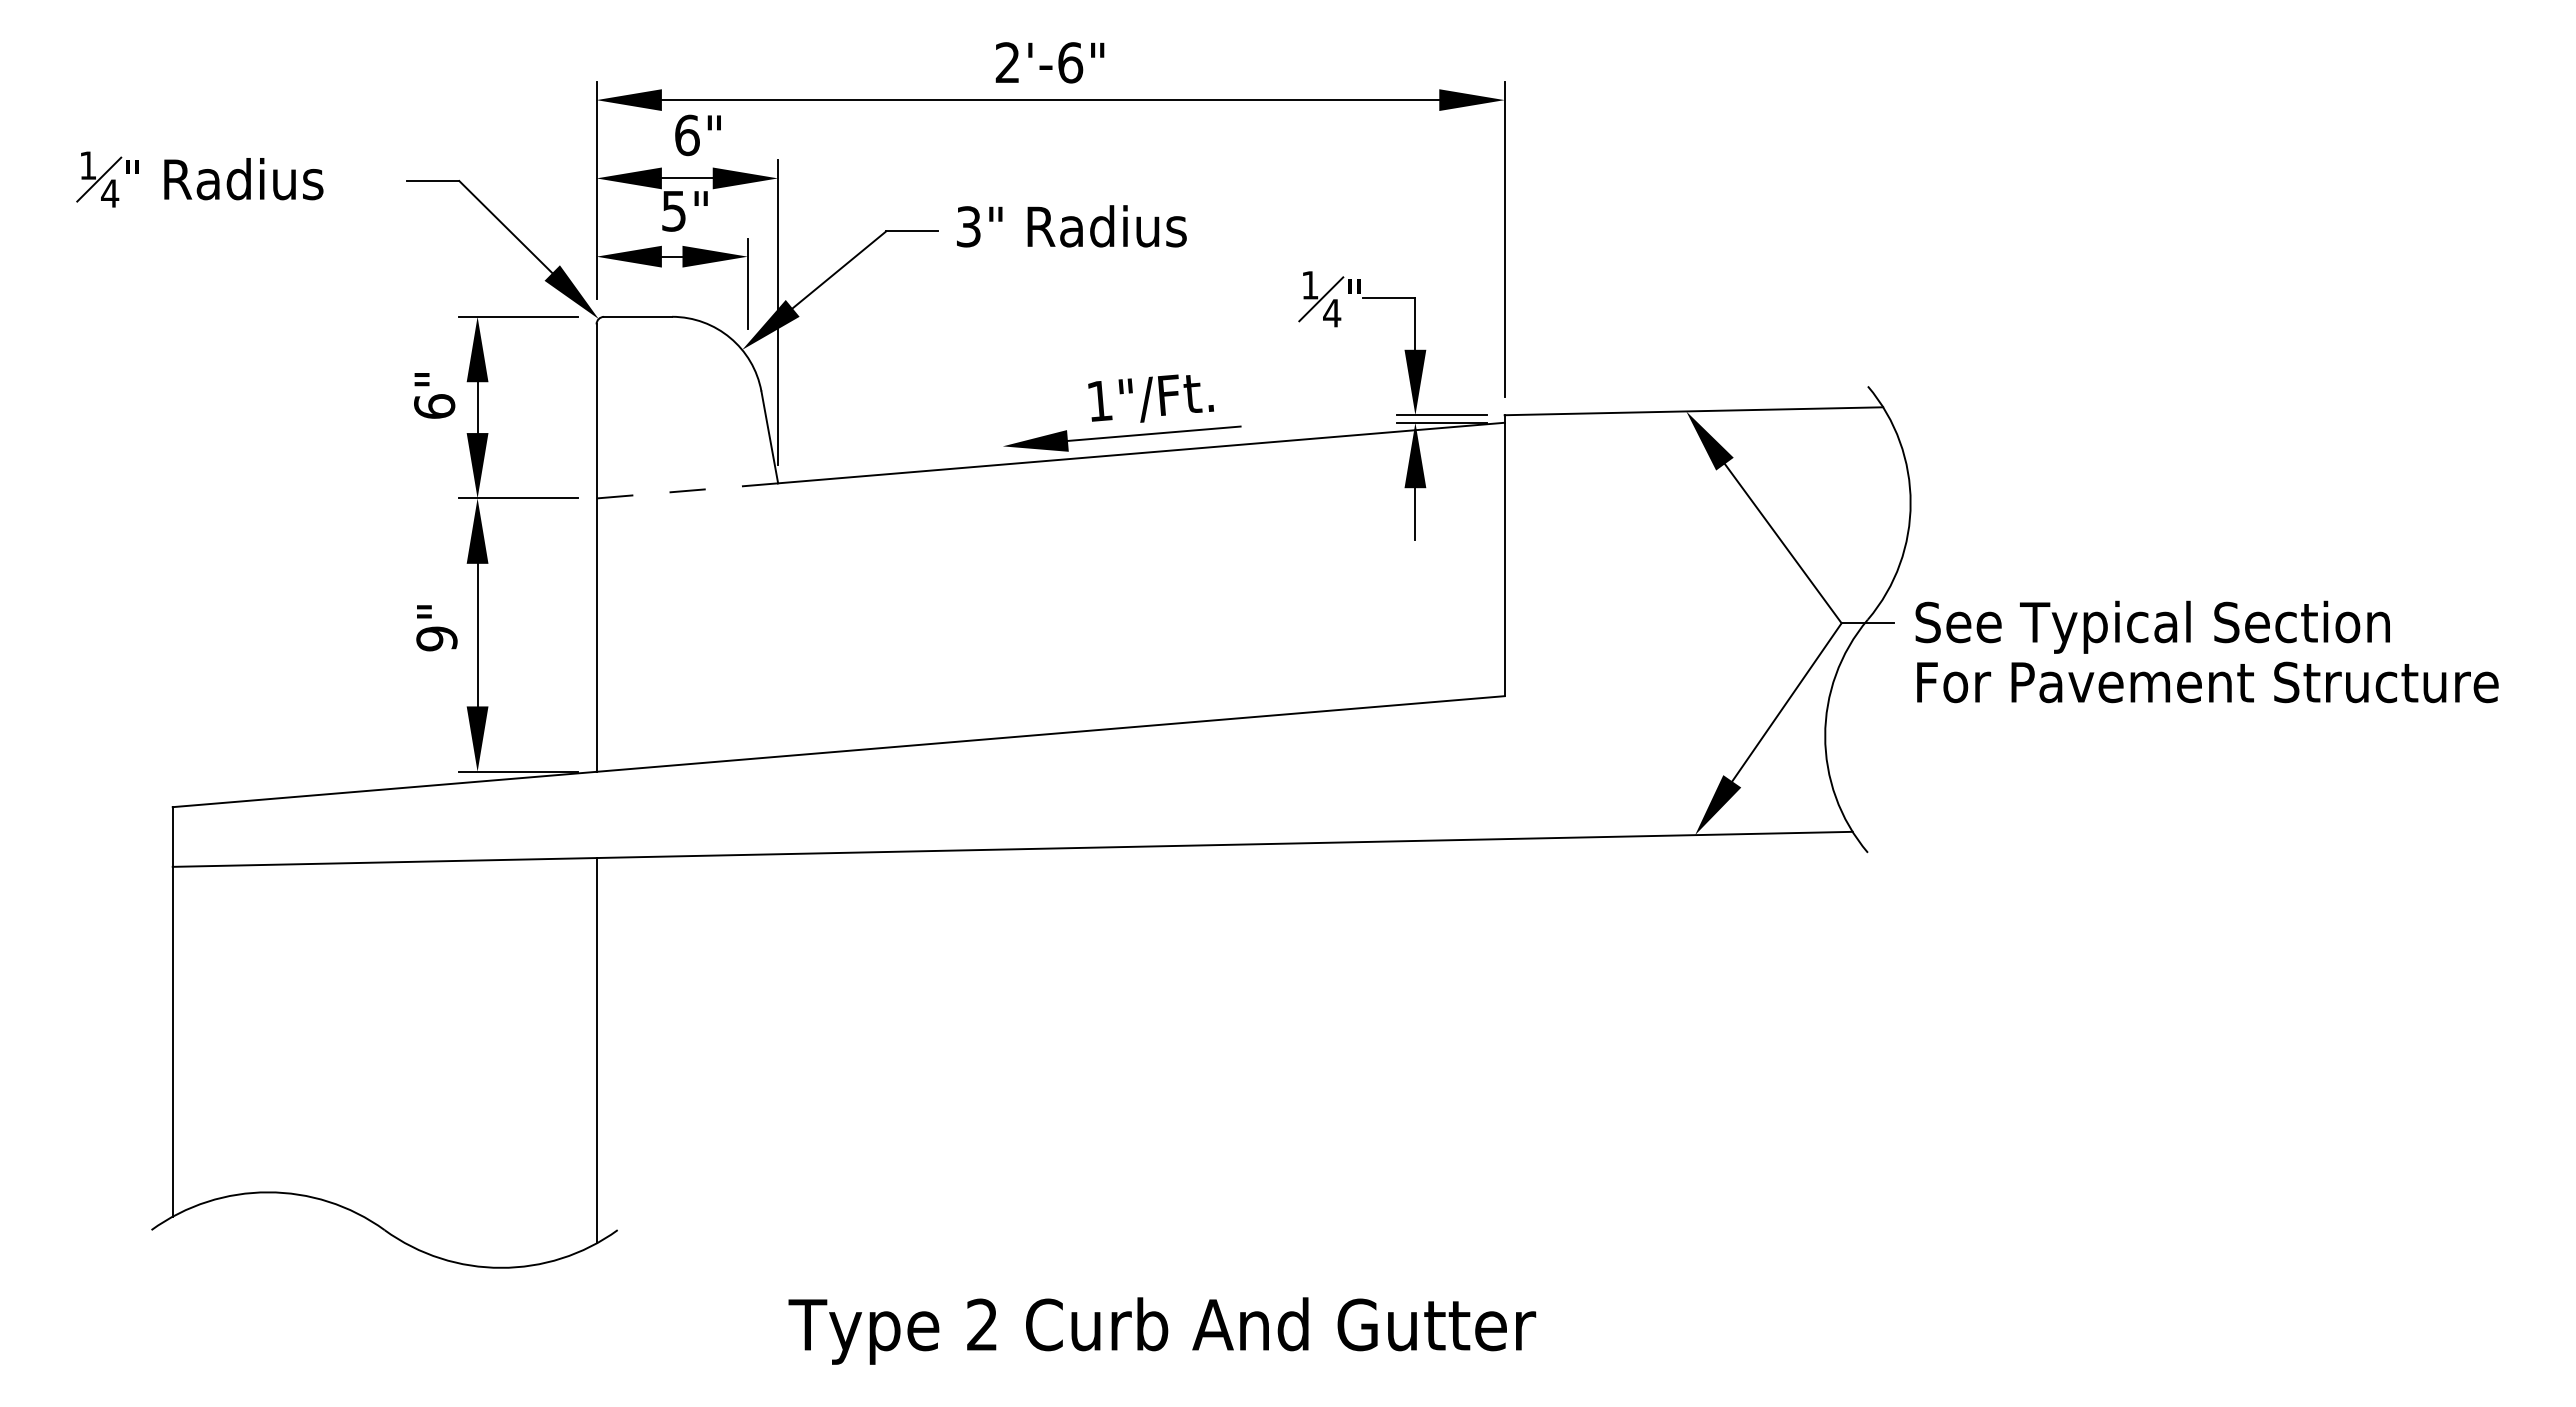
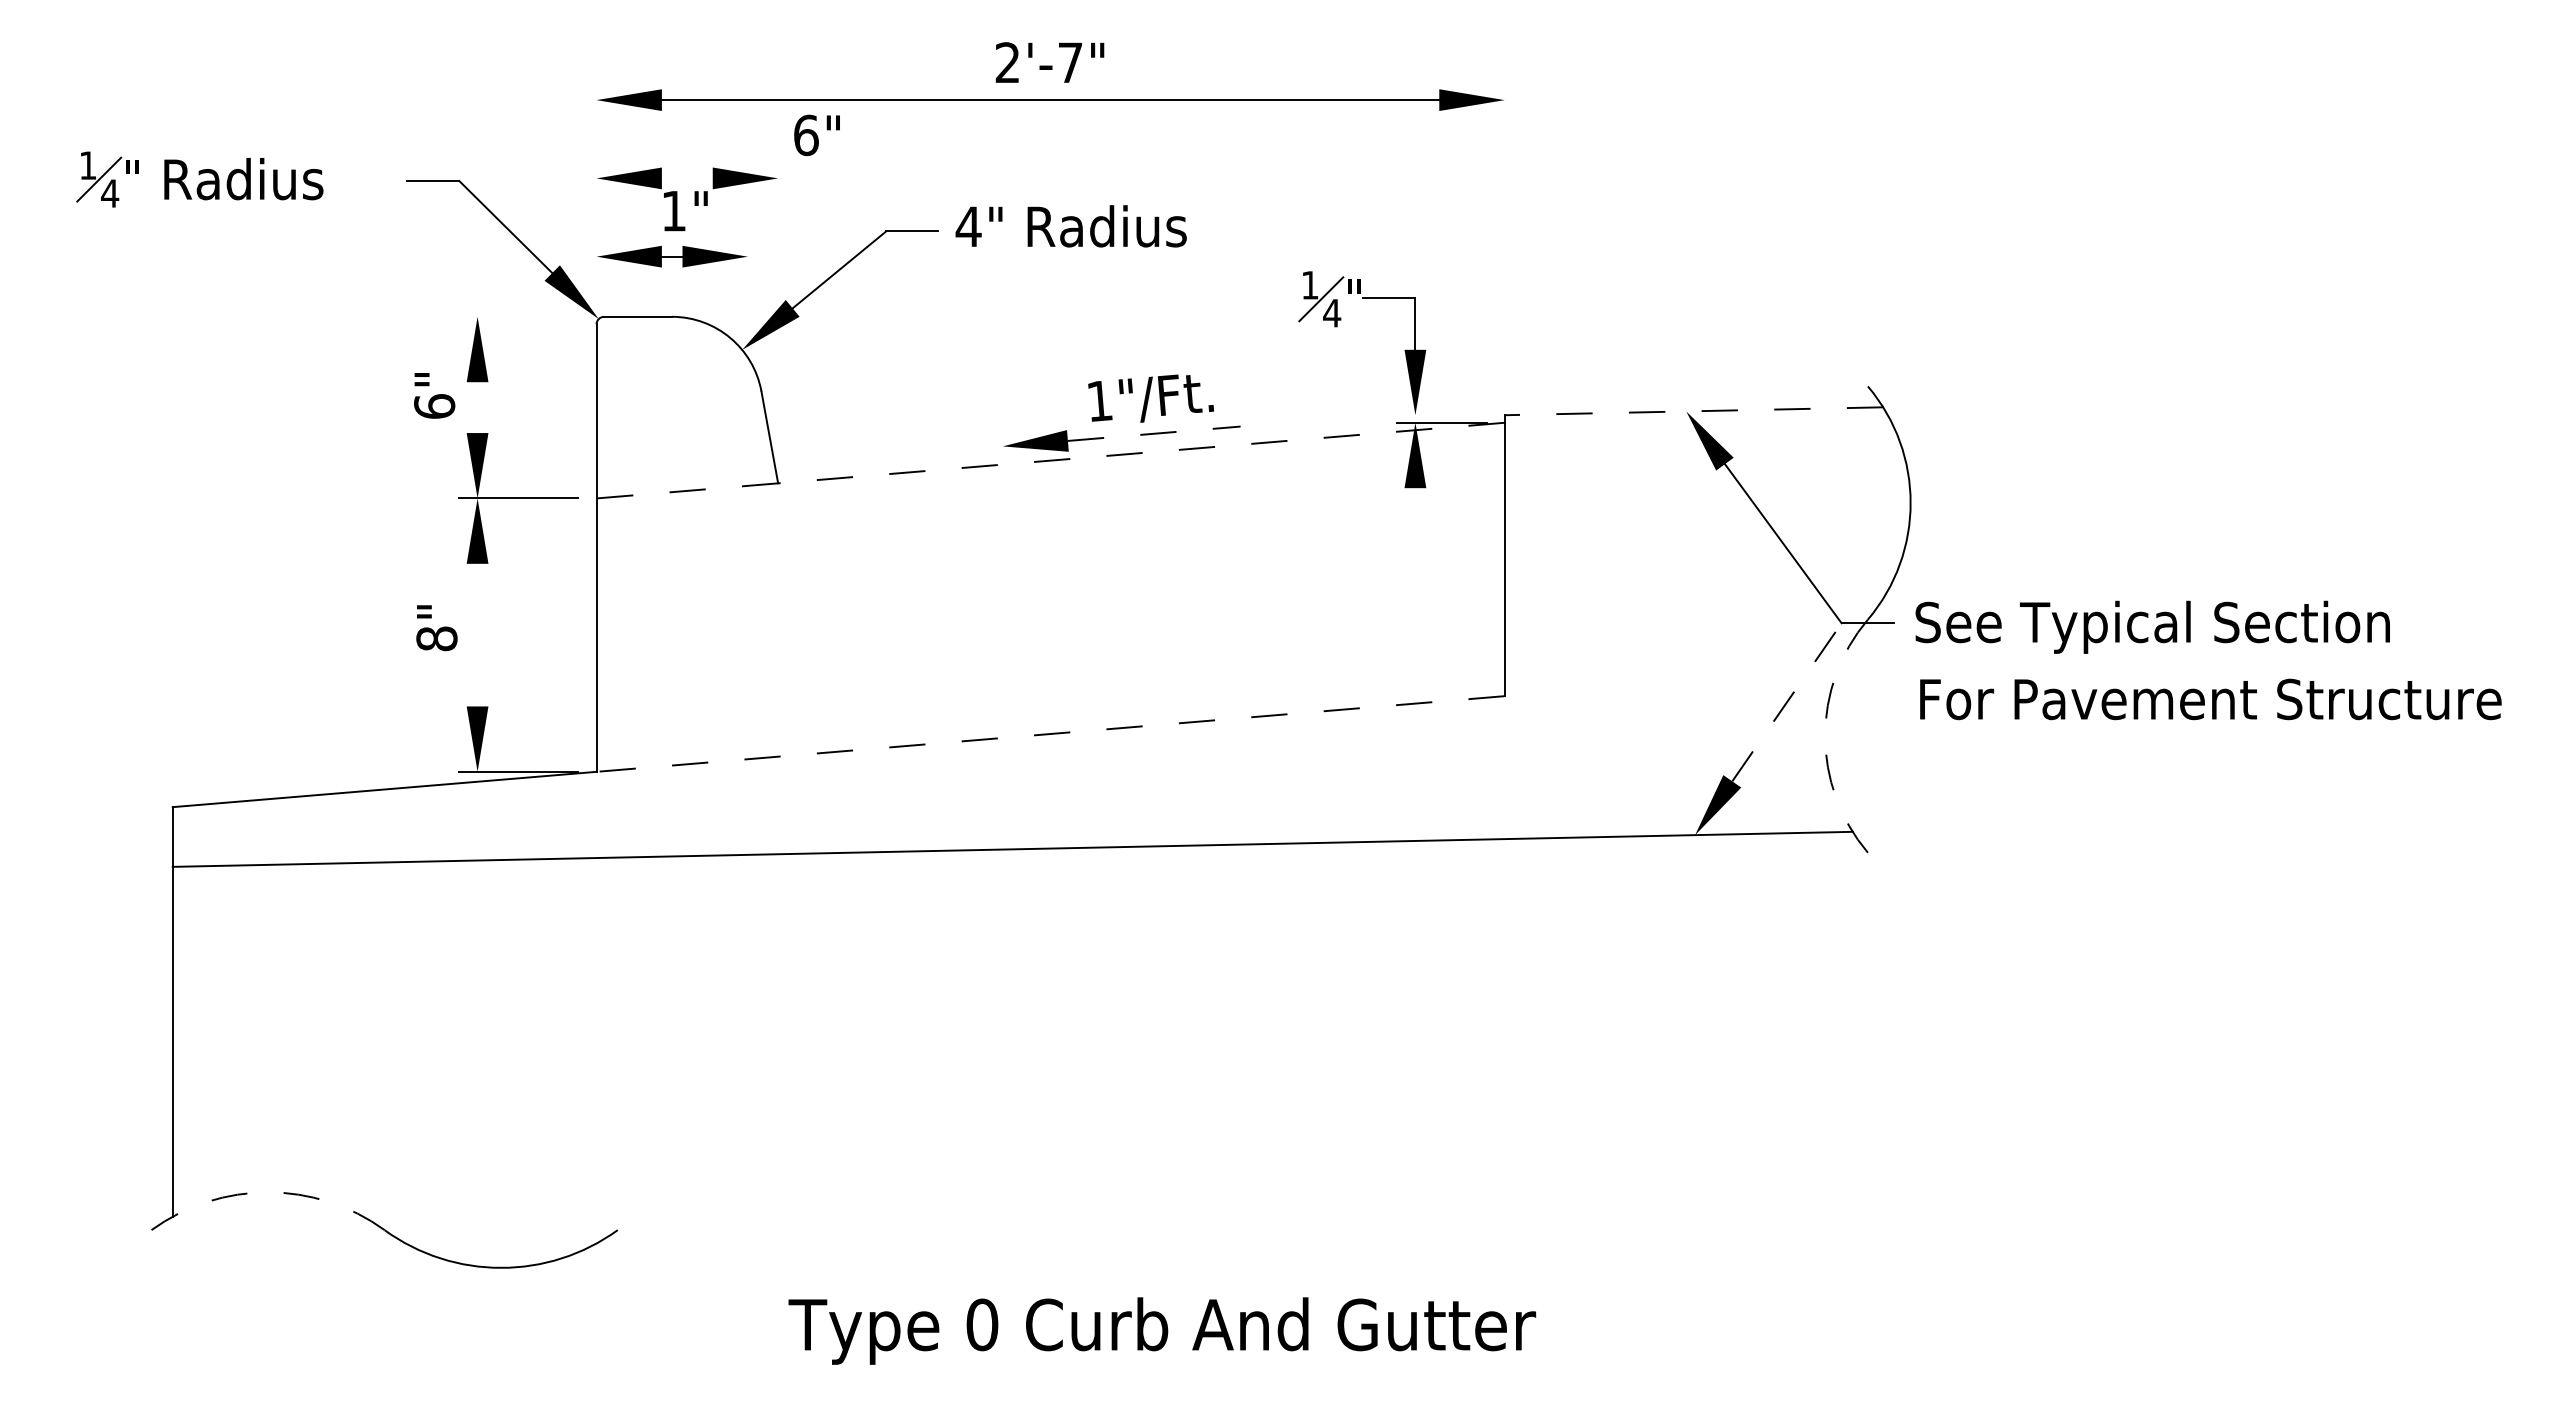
text: 2'-6" -> 2'-7" (1070, 62)
text position: (697, 135) -> (816, 135) (816, 135)
line: present -> none (686, 178)
line: present -> none (596, 189)
text: 5" -> 1" (673, 211)
text: 3" -> 4" (968, 226)
line: present -> none (1504, 238)
line: present -> none (747, 283)
line: present -> none (778, 312)
line: present -> none (518, 316)
line: present -> none (477, 407)
line: solid -> dashed (1693, 411)
line: present -> none (1441, 415)
line: solid -> dashed (1154, 433)
line: solid -> dashed (1141, 453)
line: present -> none (1415, 514)
line: present -> none (477, 634)
text: 9" -> 8" (436, 638)
text position: (2207, 682) -> (2210, 699) (2210, 699)
line: solid -> dashed (1787, 701)
line: solid -> dashed (1050, 734)
arc: solid -> dashed (1825, 736)
line: present -> none (596, 1050)
arc: solid -> dashed (268, 1192)
text: 2 -> 0 (982, 1324)
